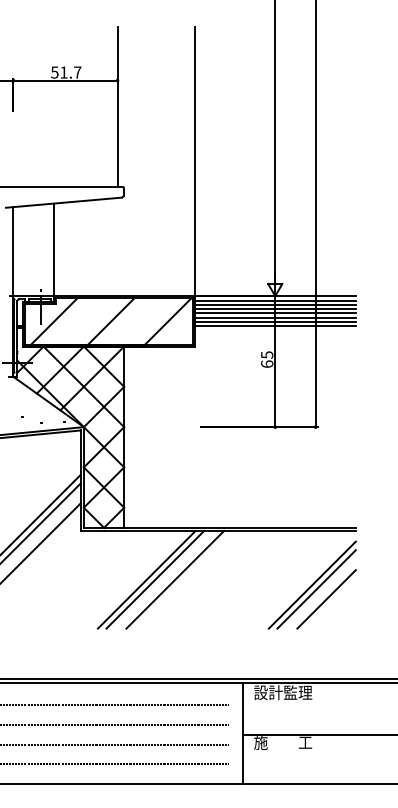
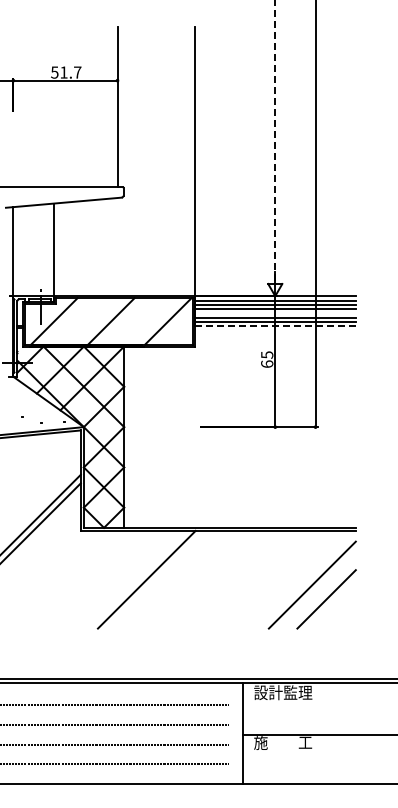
line: solid -> dashed (275, 141)
line: present -> none (274, 313)
line: solid -> dashed (275, 326)
line: present -> none (41, 542)
line: present -> none (155, 579)
line: present -> none (175, 579)
line: present -> none (316, 589)
